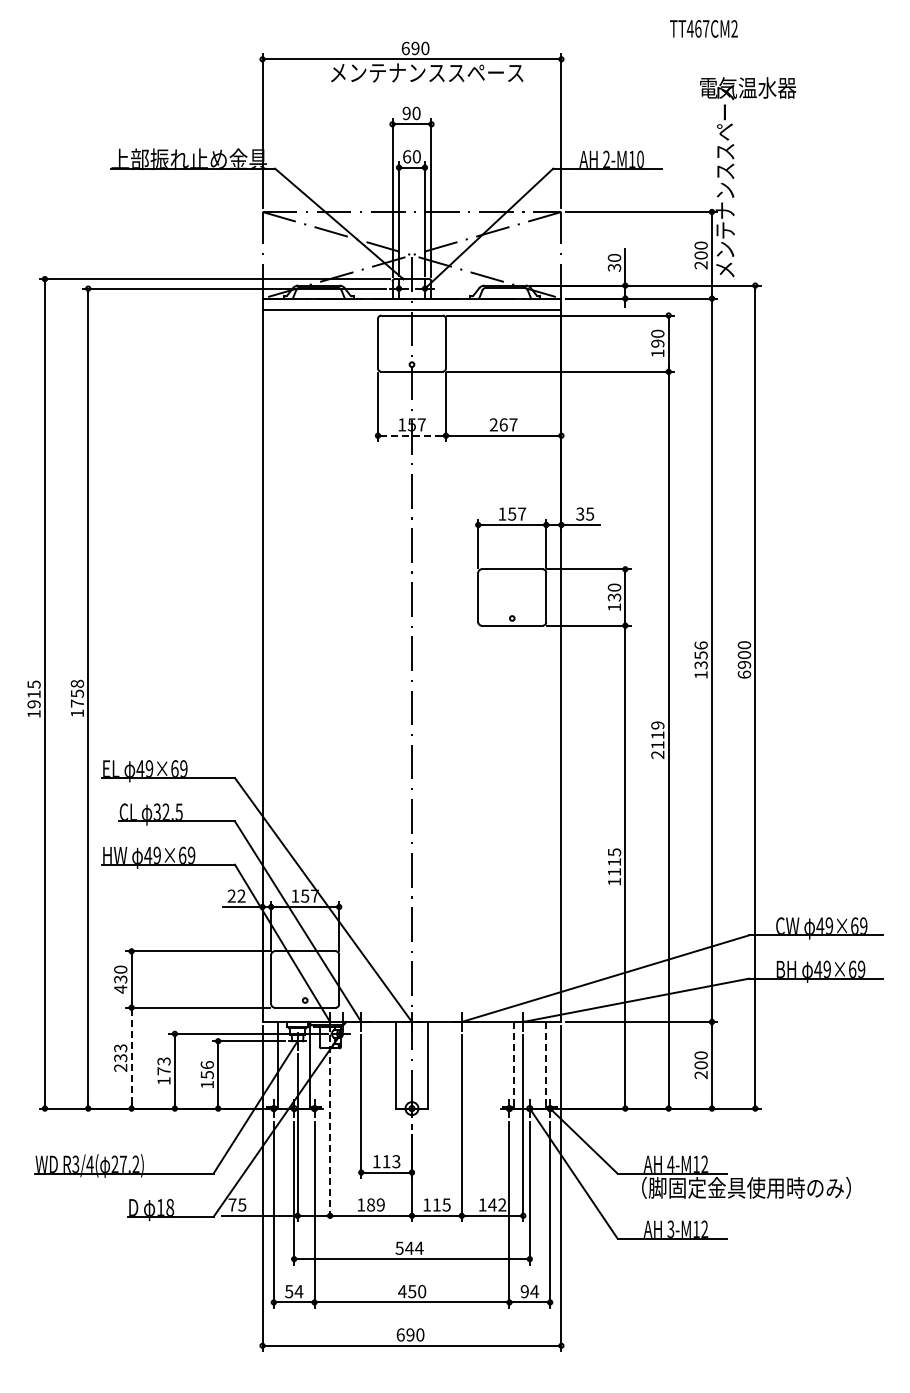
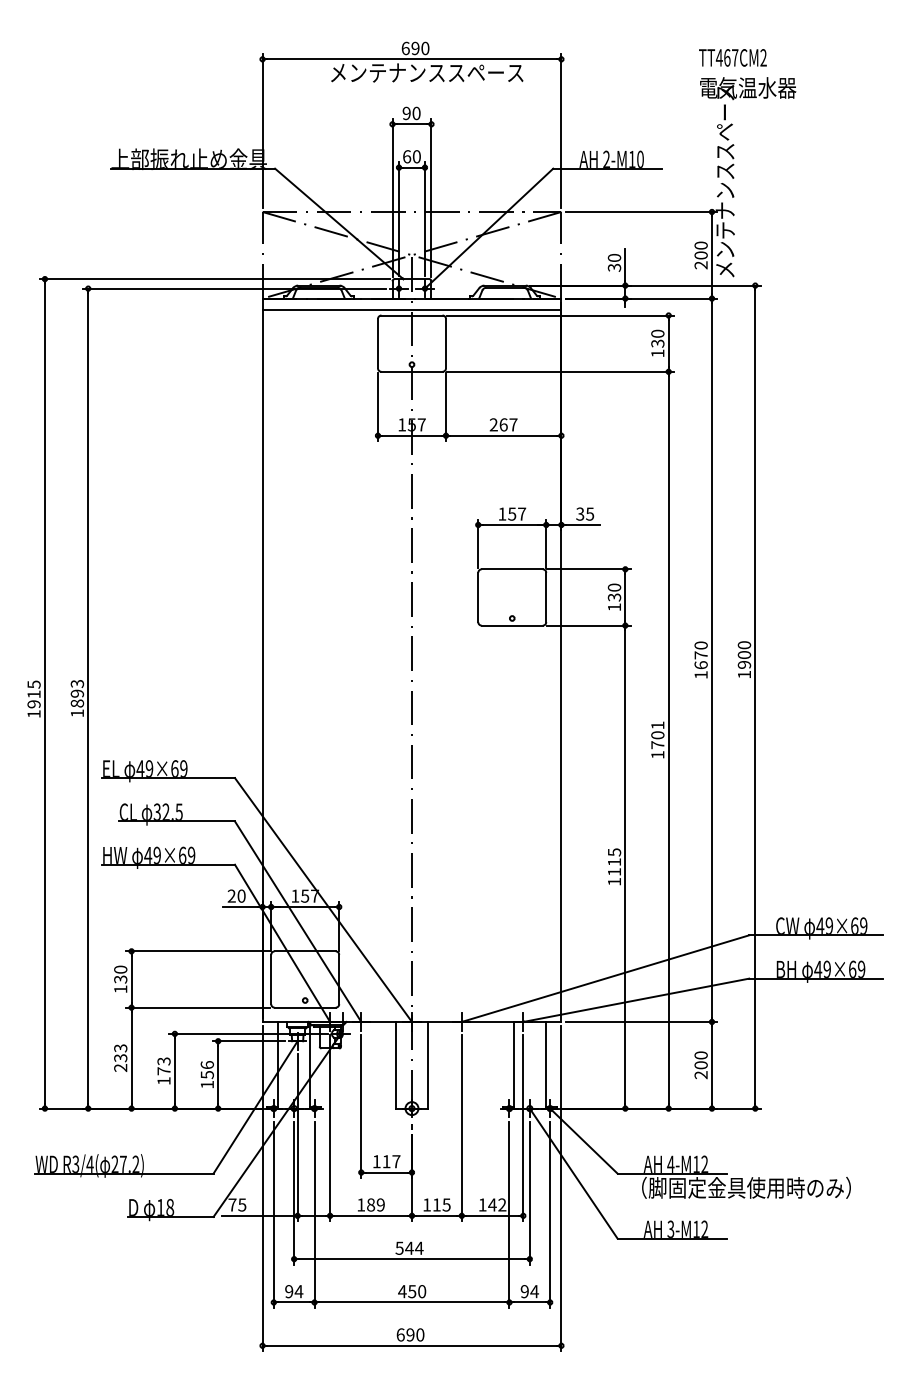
text position: (703, 28) -> (732, 57) (732, 57)
text: 190 -> 130 (657, 343)
line: dashed -> solid (412, 435)
text: 1356 -> 1670 (700, 655)
text: 6900 -> 1900 (744, 674)
text: 1758 -> 1893 (77, 693)
text: 2119 -> 1701 (657, 739)
text: 22 -> 20 (241, 895)
text: 430 -> 130 (120, 989)
line: dashed -> solid (131, 1057)
line: dashed -> solid (514, 1065)
line: dashed -> solid (545, 1065)
line: dashed -> solid (330, 1128)
text: 113 -> 117 (396, 1161)
text: 54 -> 94 (289, 1291)
